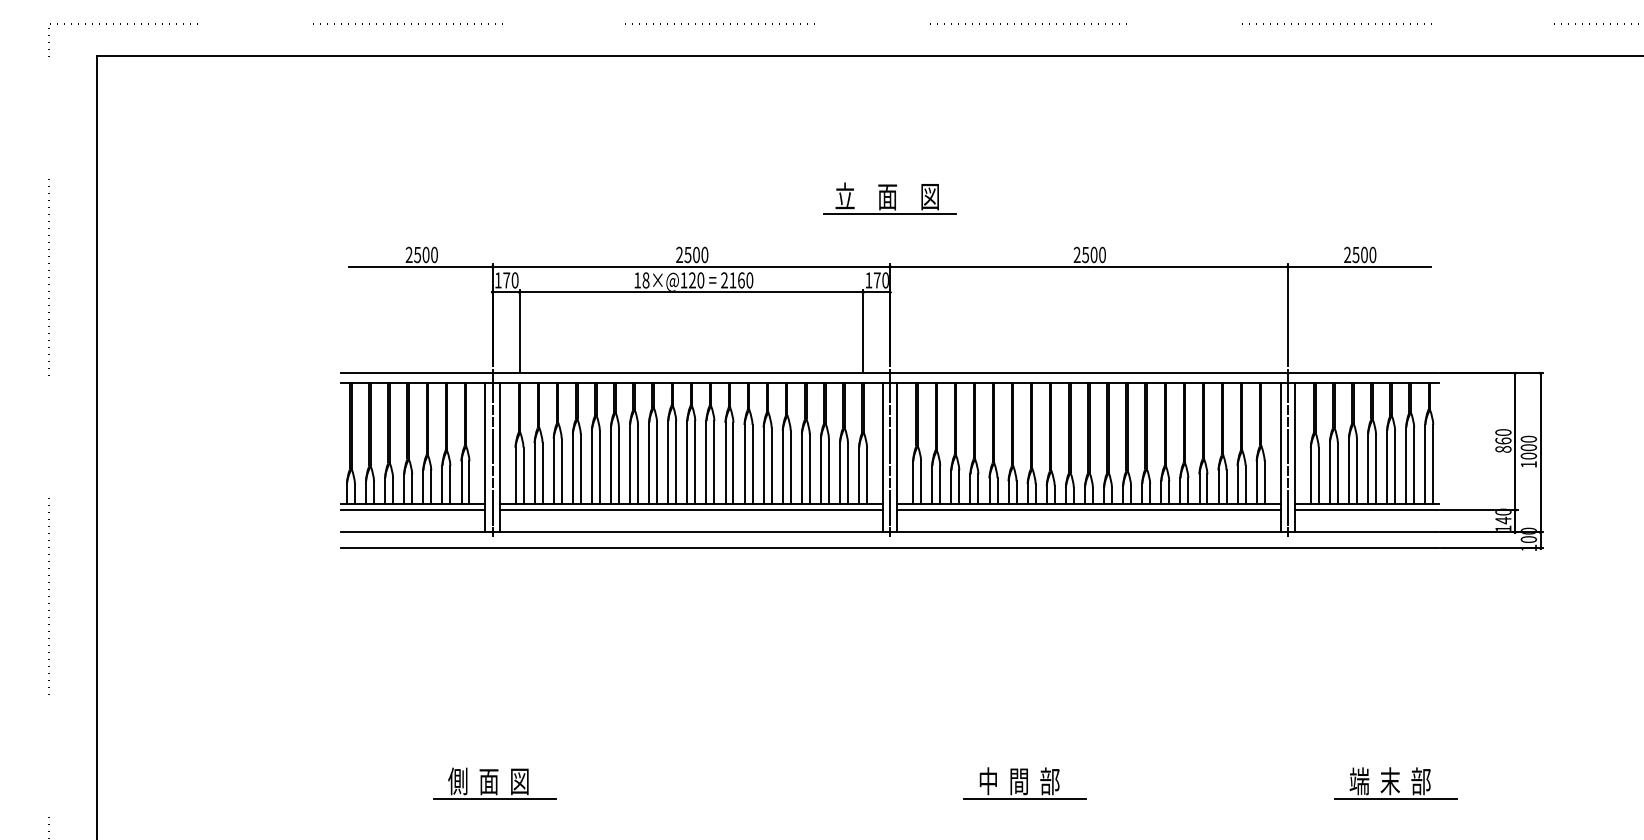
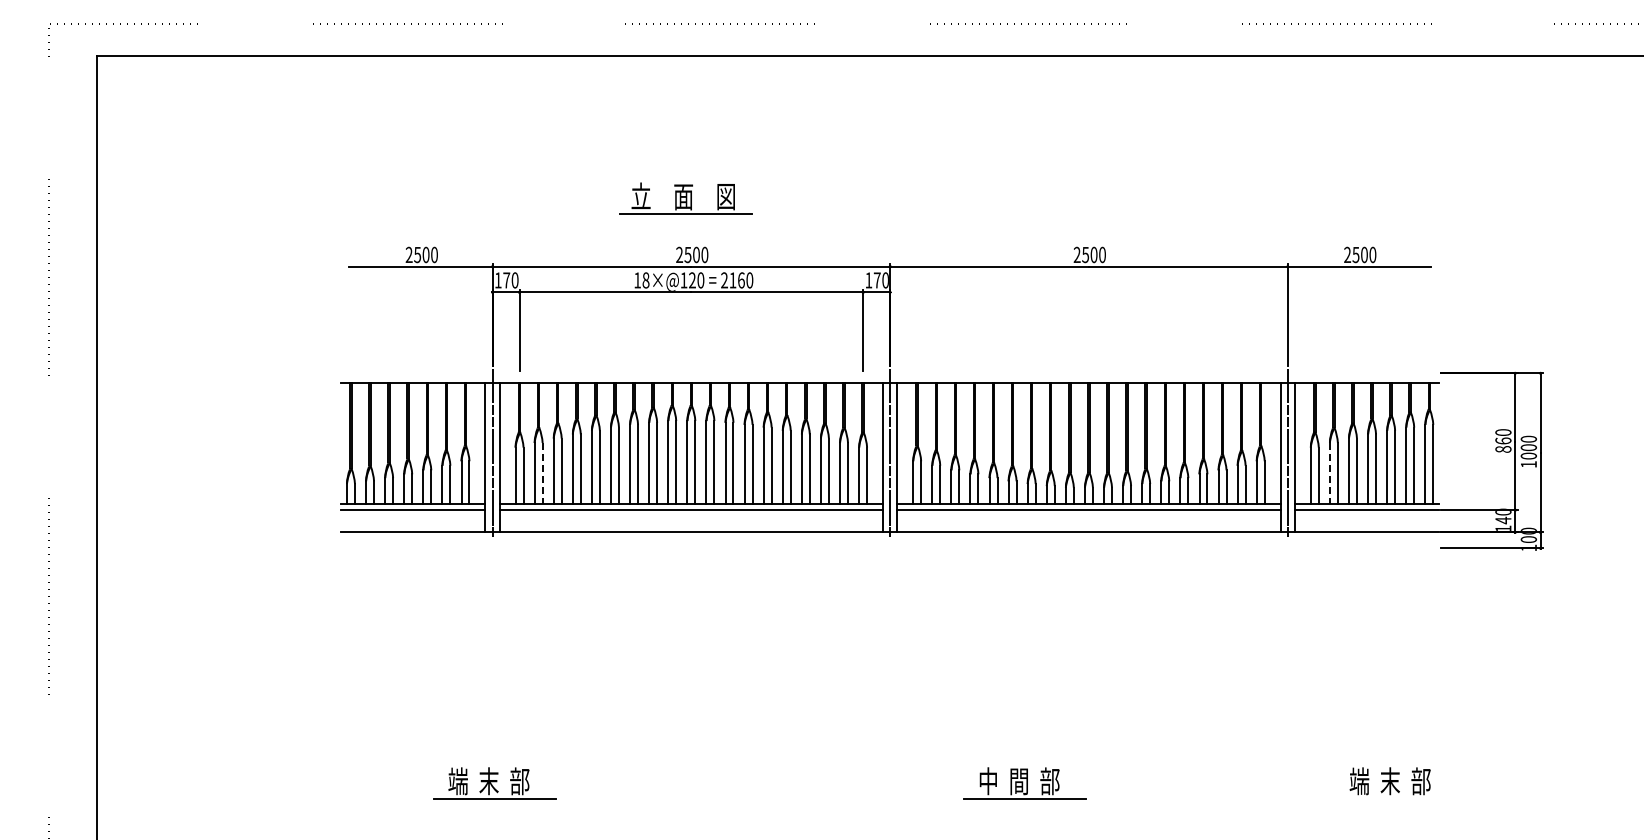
part position: (889, 198) -> (685, 198) (685, 198)
line: present -> none (889, 373)
line: solid -> dashed (542, 473)
line: solid -> dashed (1329, 473)
line: present -> none (889, 548)
text: 側  面  図 -> 端  末  部 (488, 781)
line: present -> none (1395, 798)
